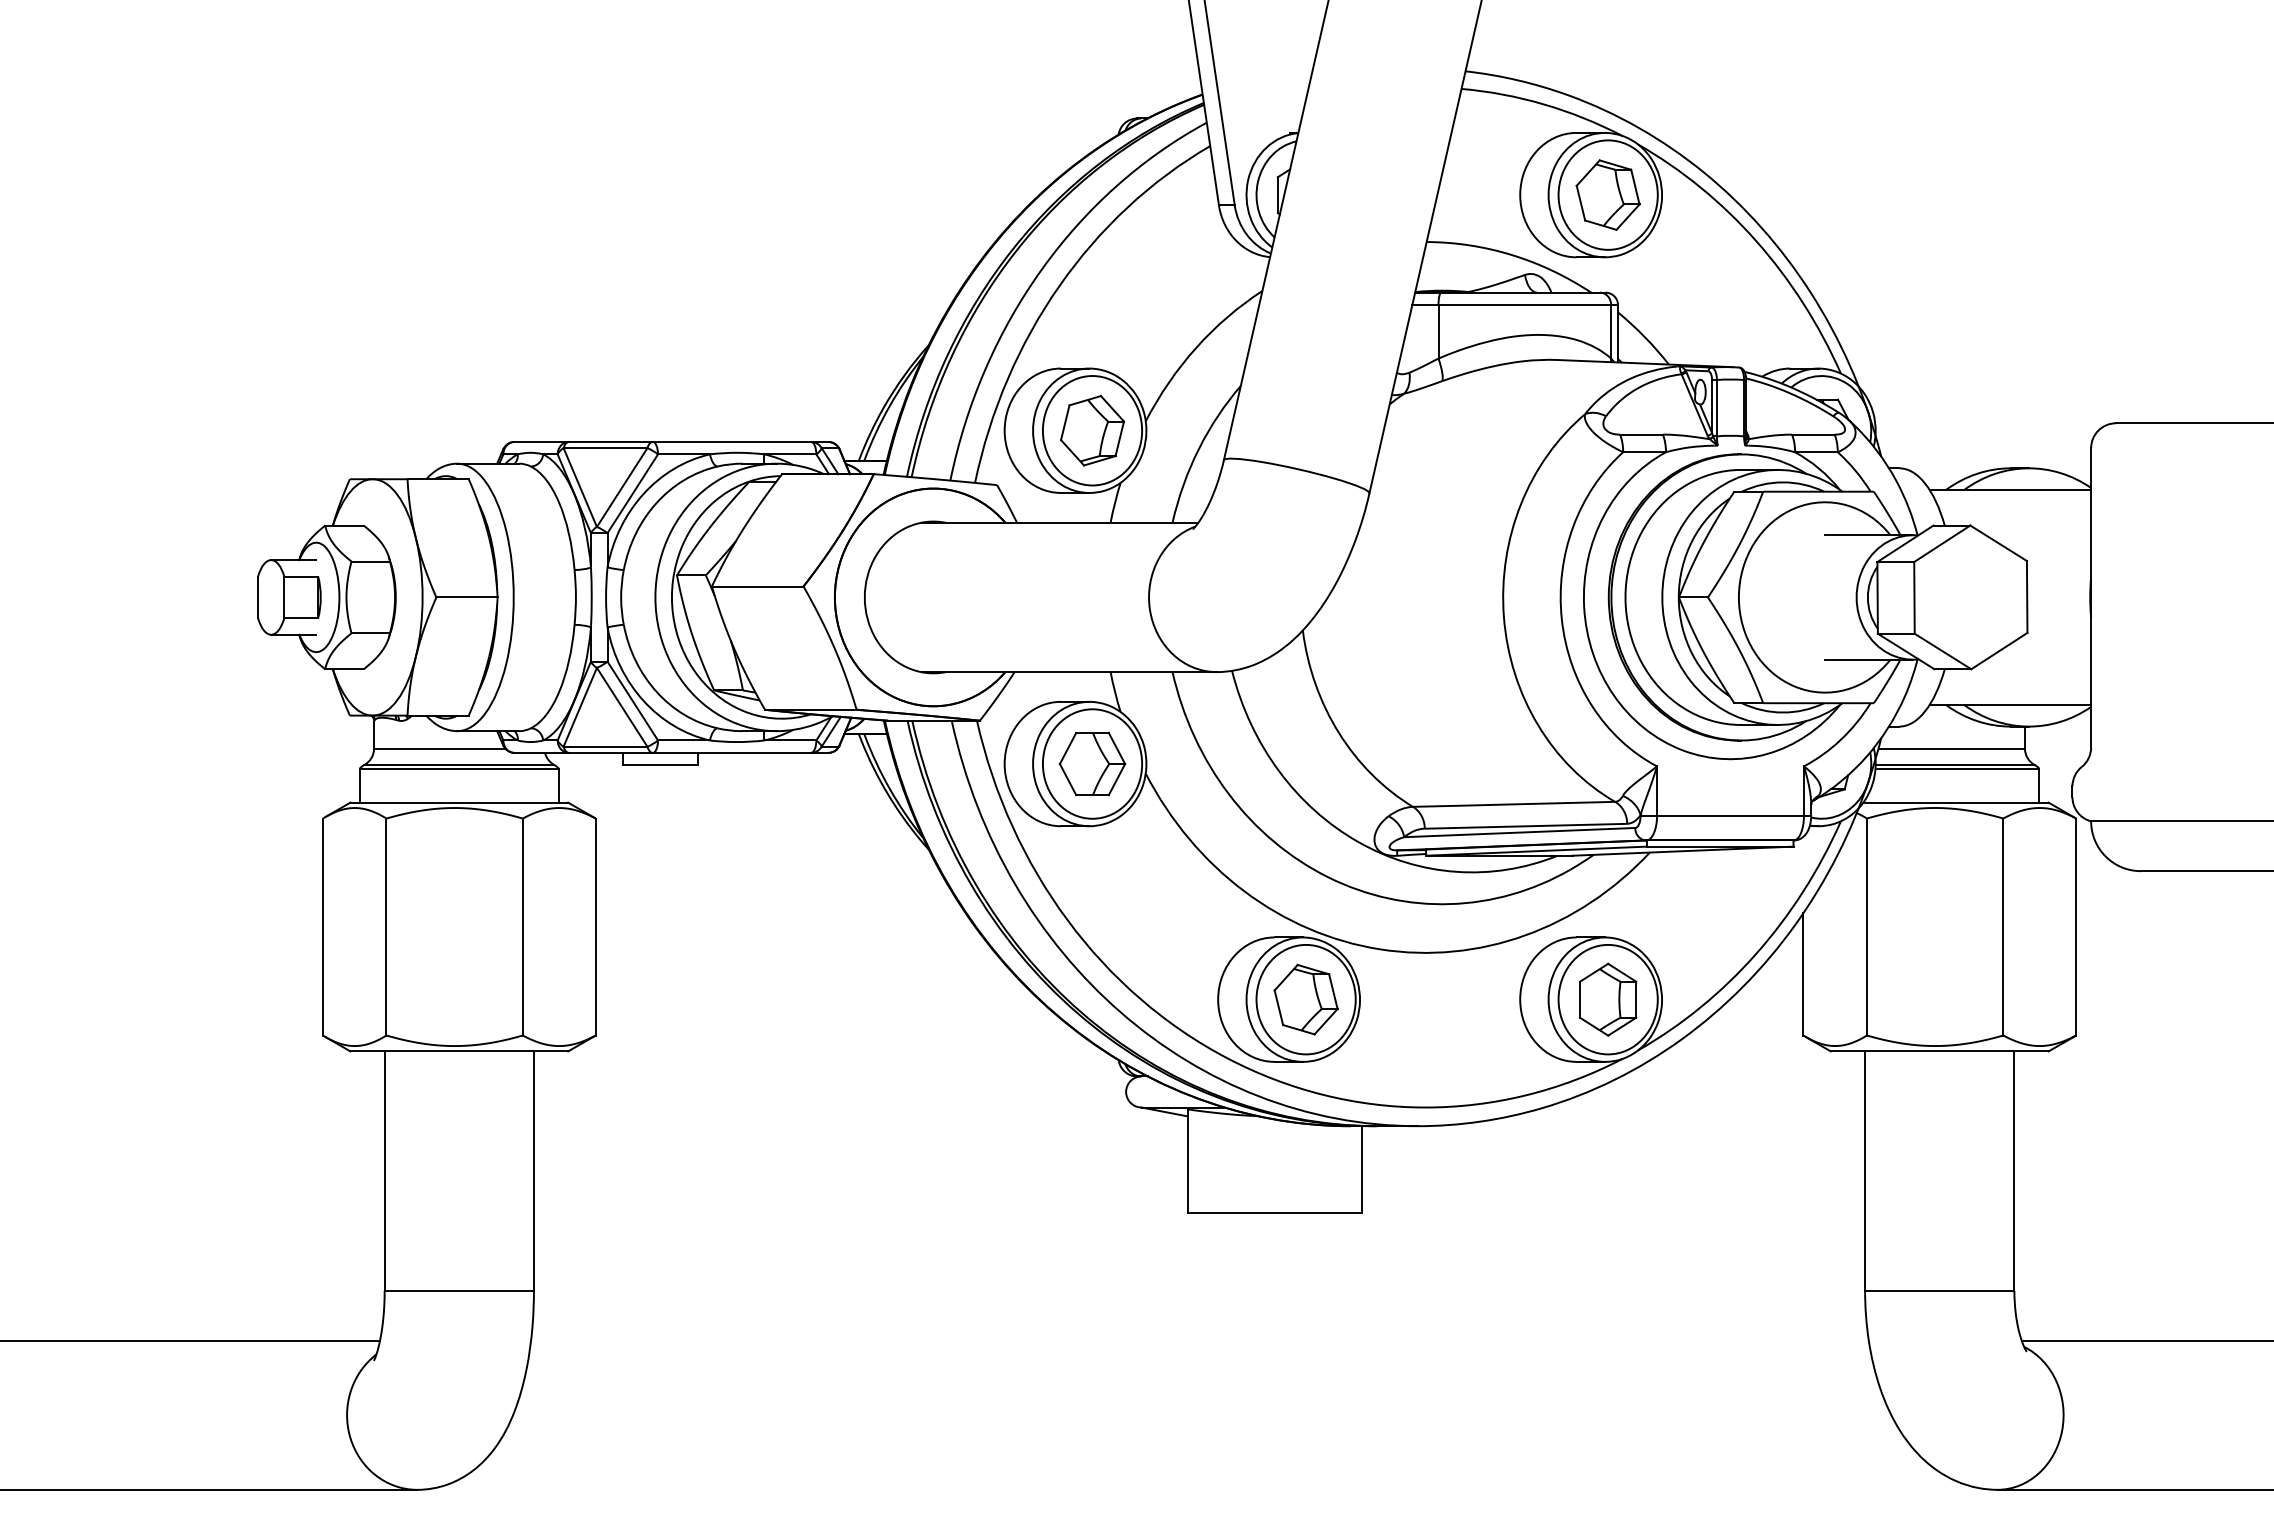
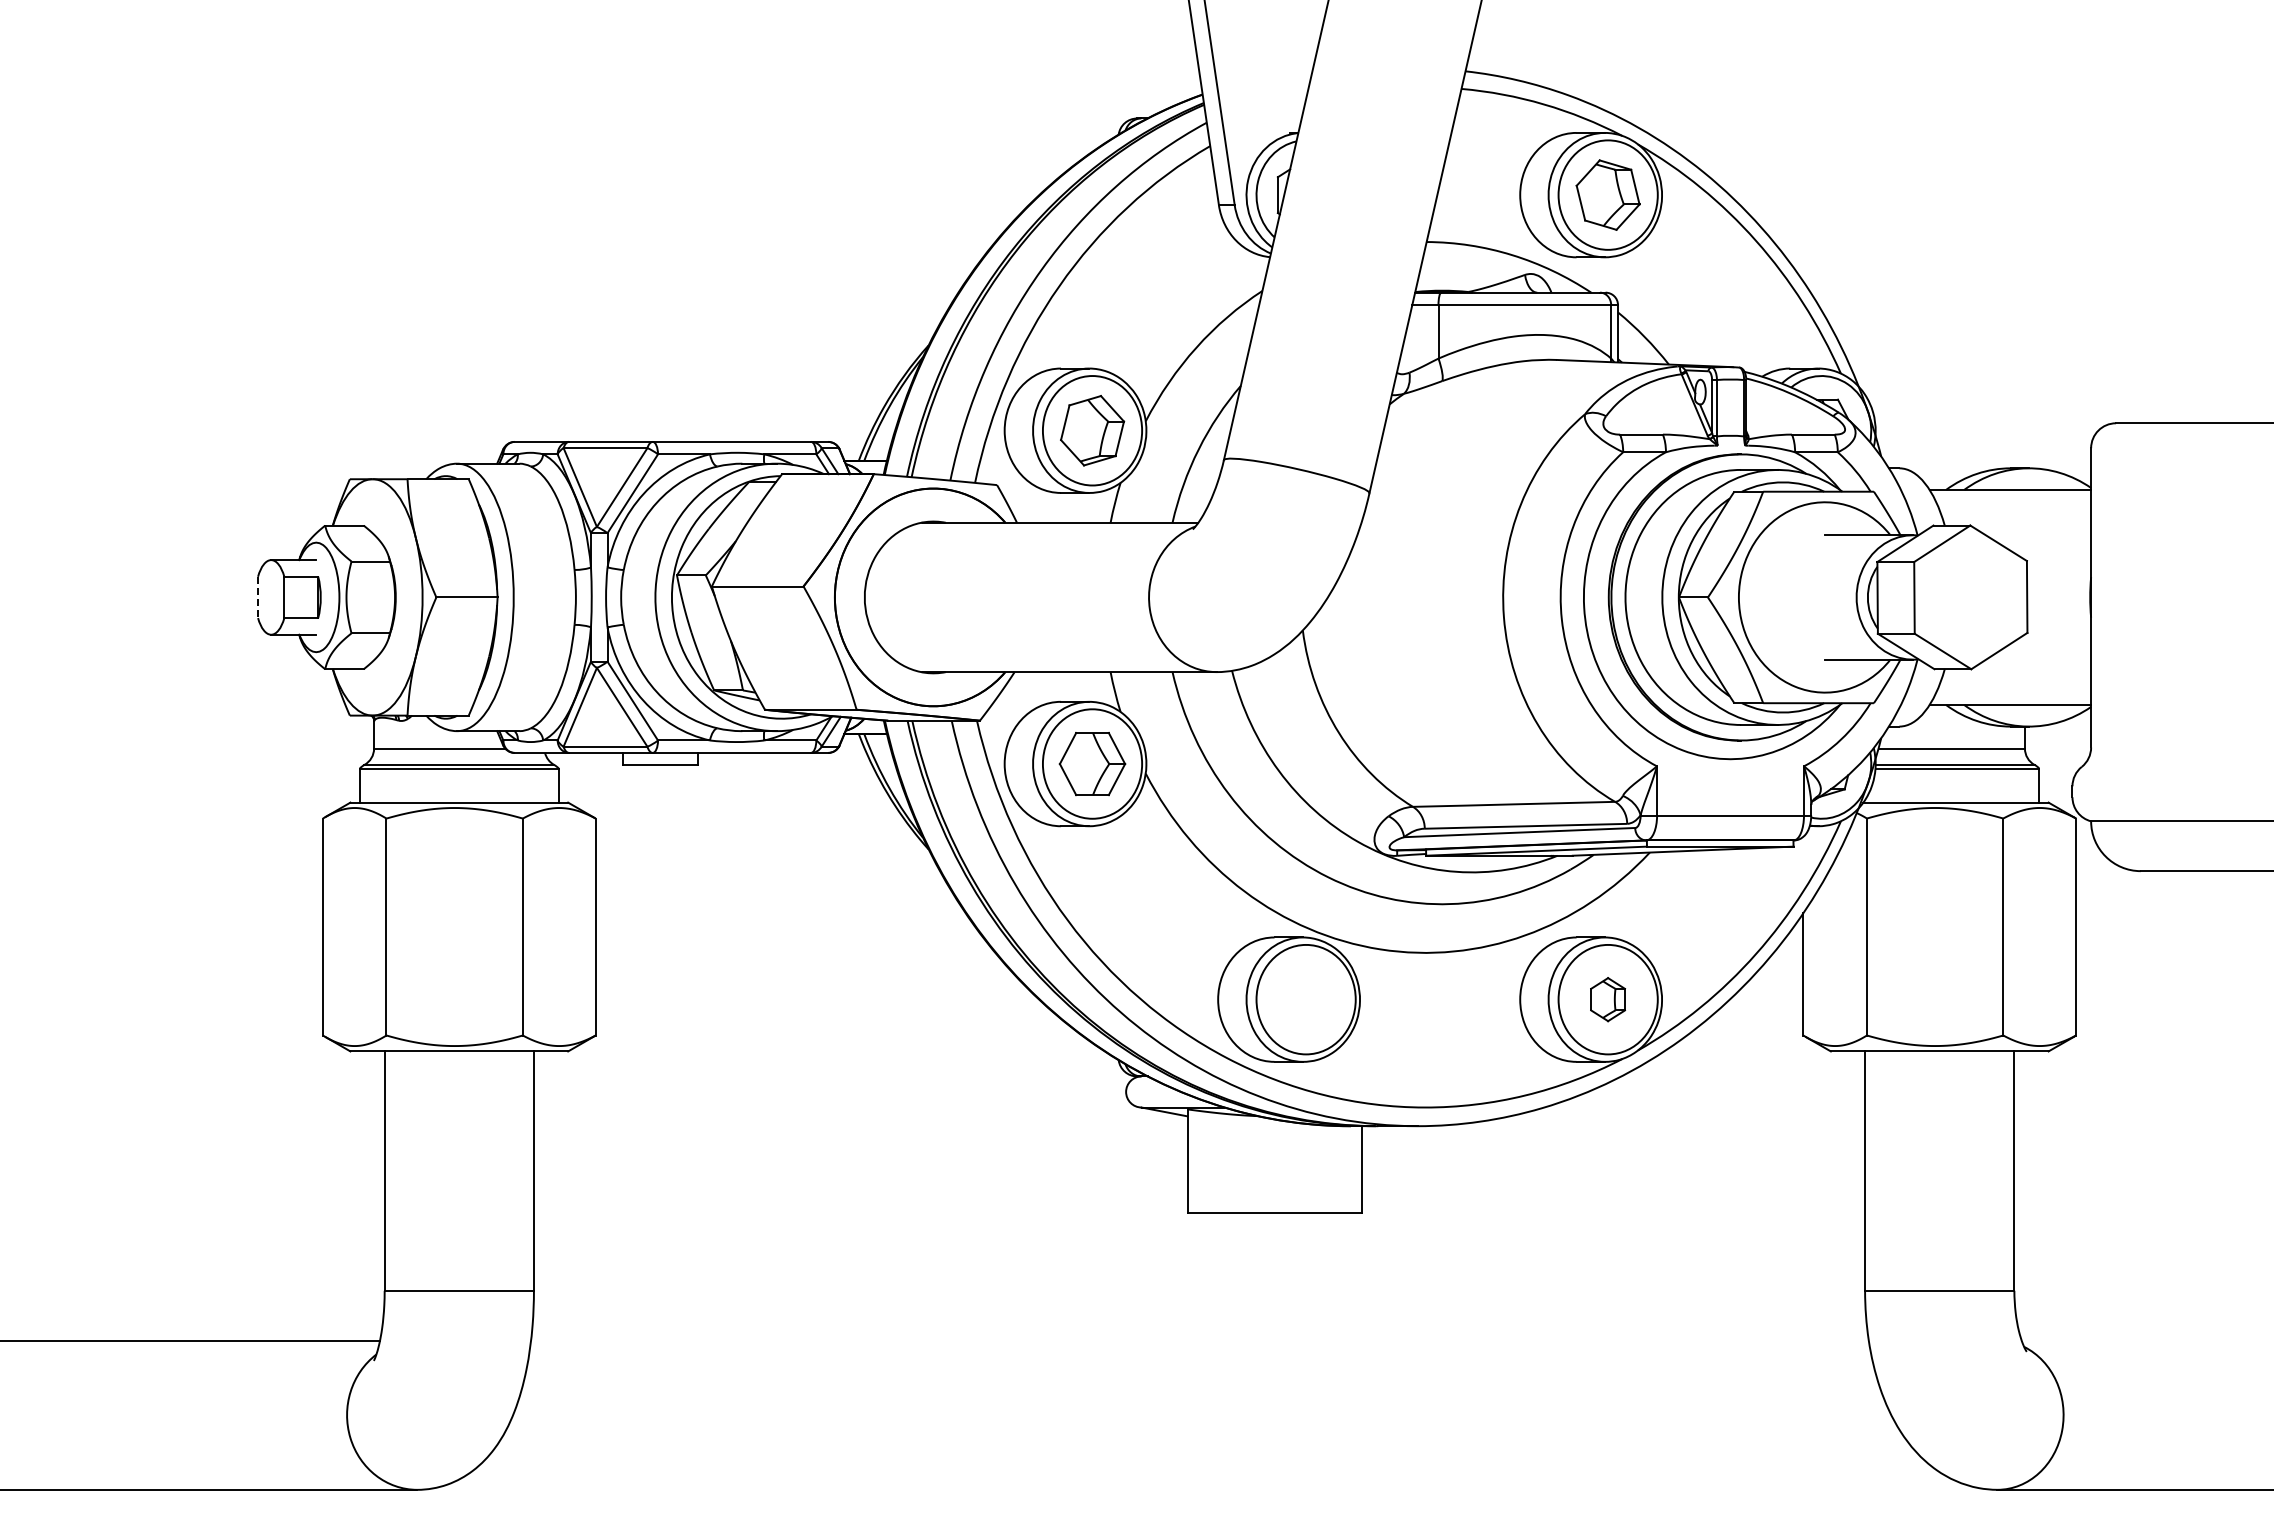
line: solid -> dashed (258, 597)
part: present -> none (1305, 999)
part size: 60x75 px -> 36x46 px (1607, 999)
line: present -> none (2145, 1340)
